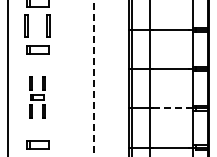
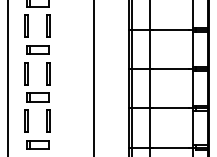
line: dashed -> solid (94, 78)
part size: 17x43 px -> 27x71 px (37, 97)
line: dashed -> solid (171, 108)
